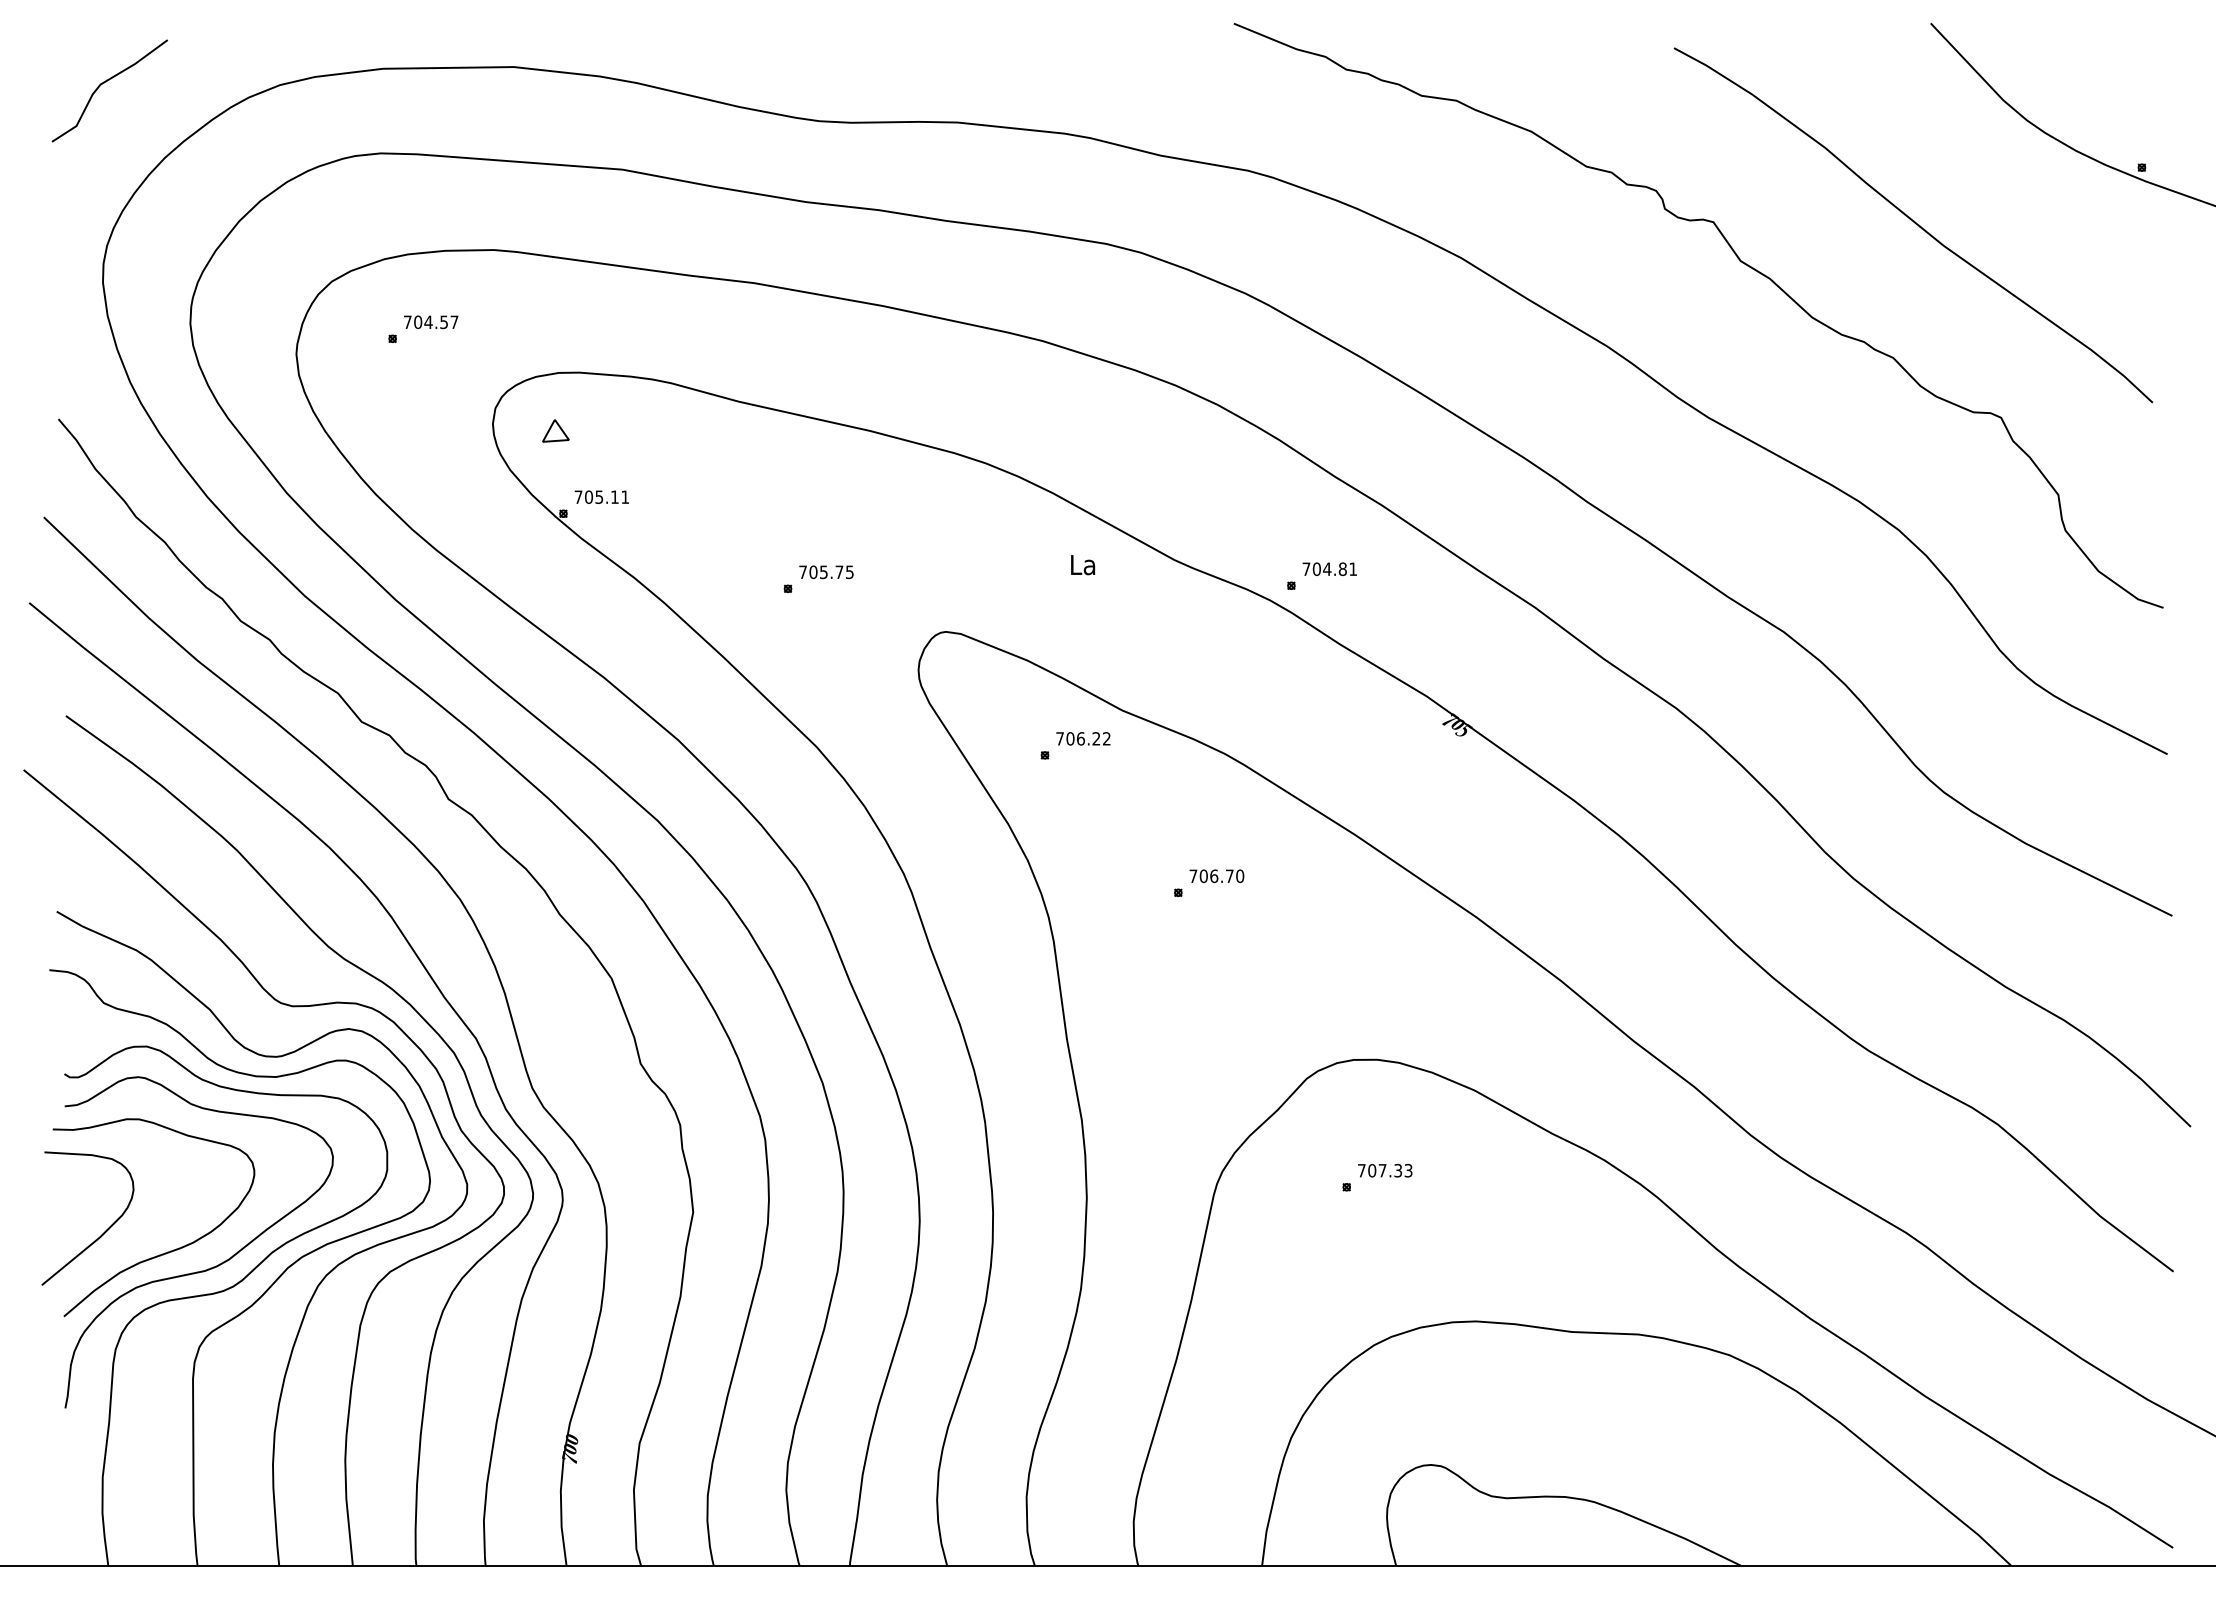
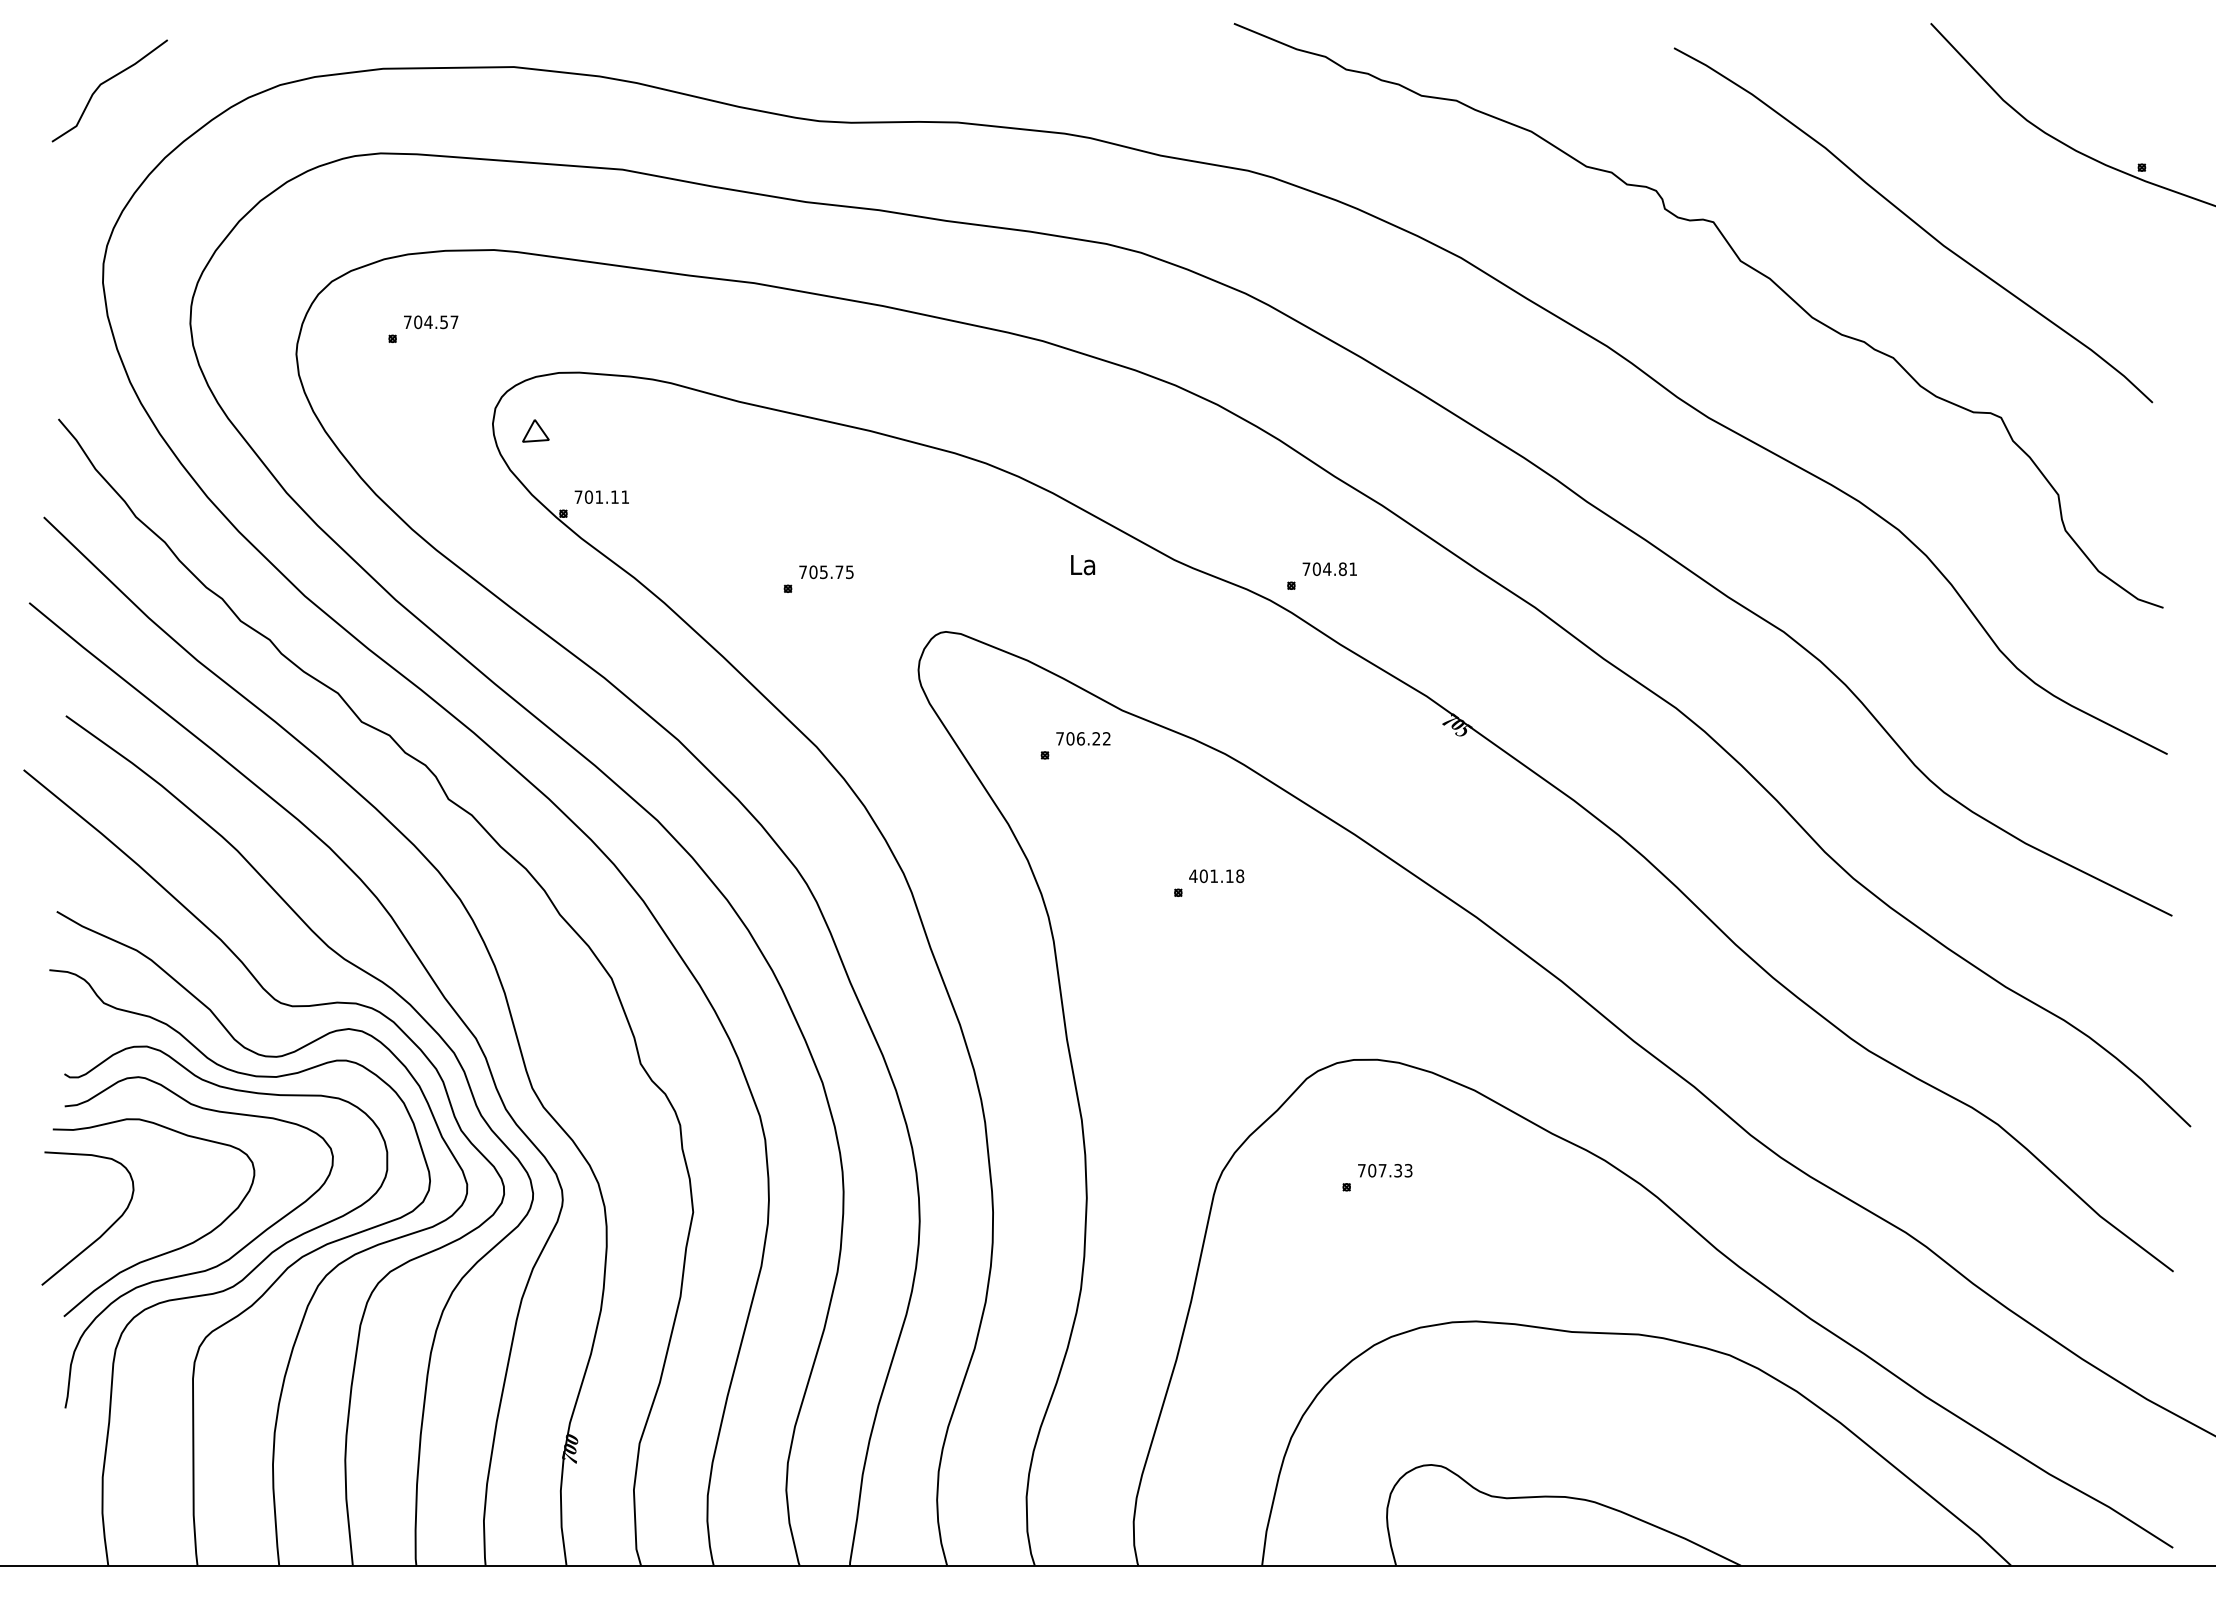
part position: (555, 430) -> (535, 430) (535, 430)
text: 705.11 -> 701.11 (599, 496)
text: 706.70 -> 401.18 (1216, 876)
